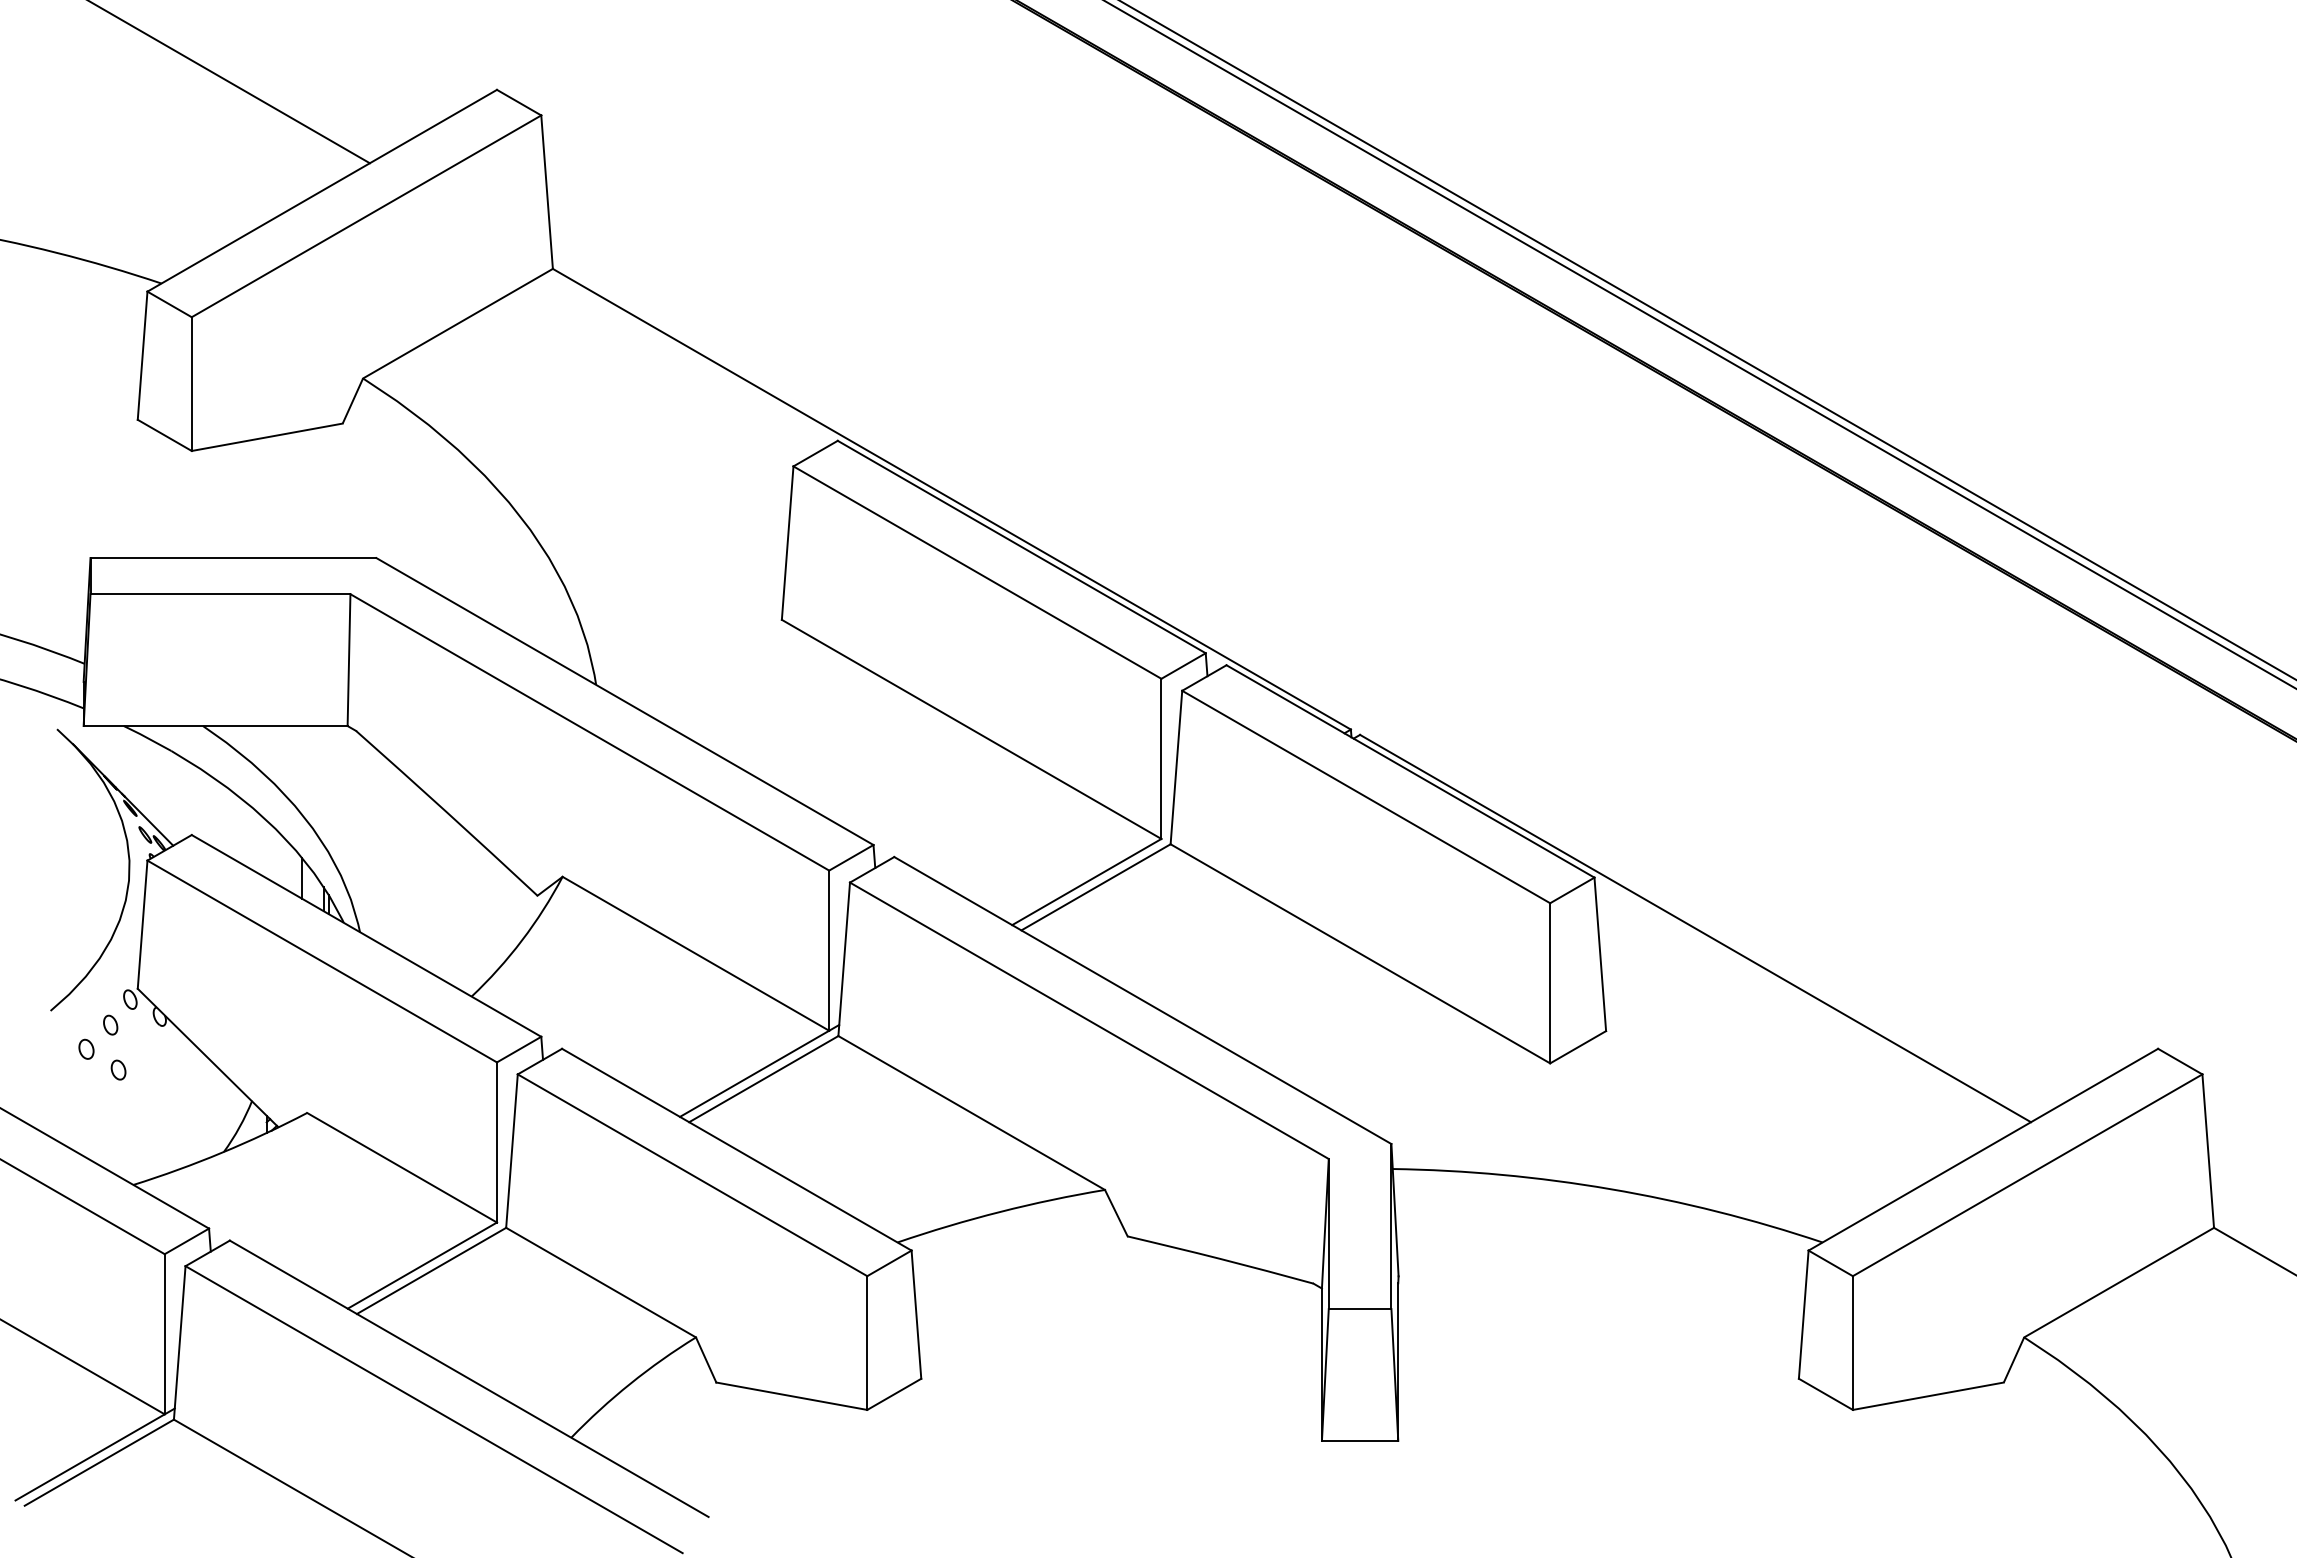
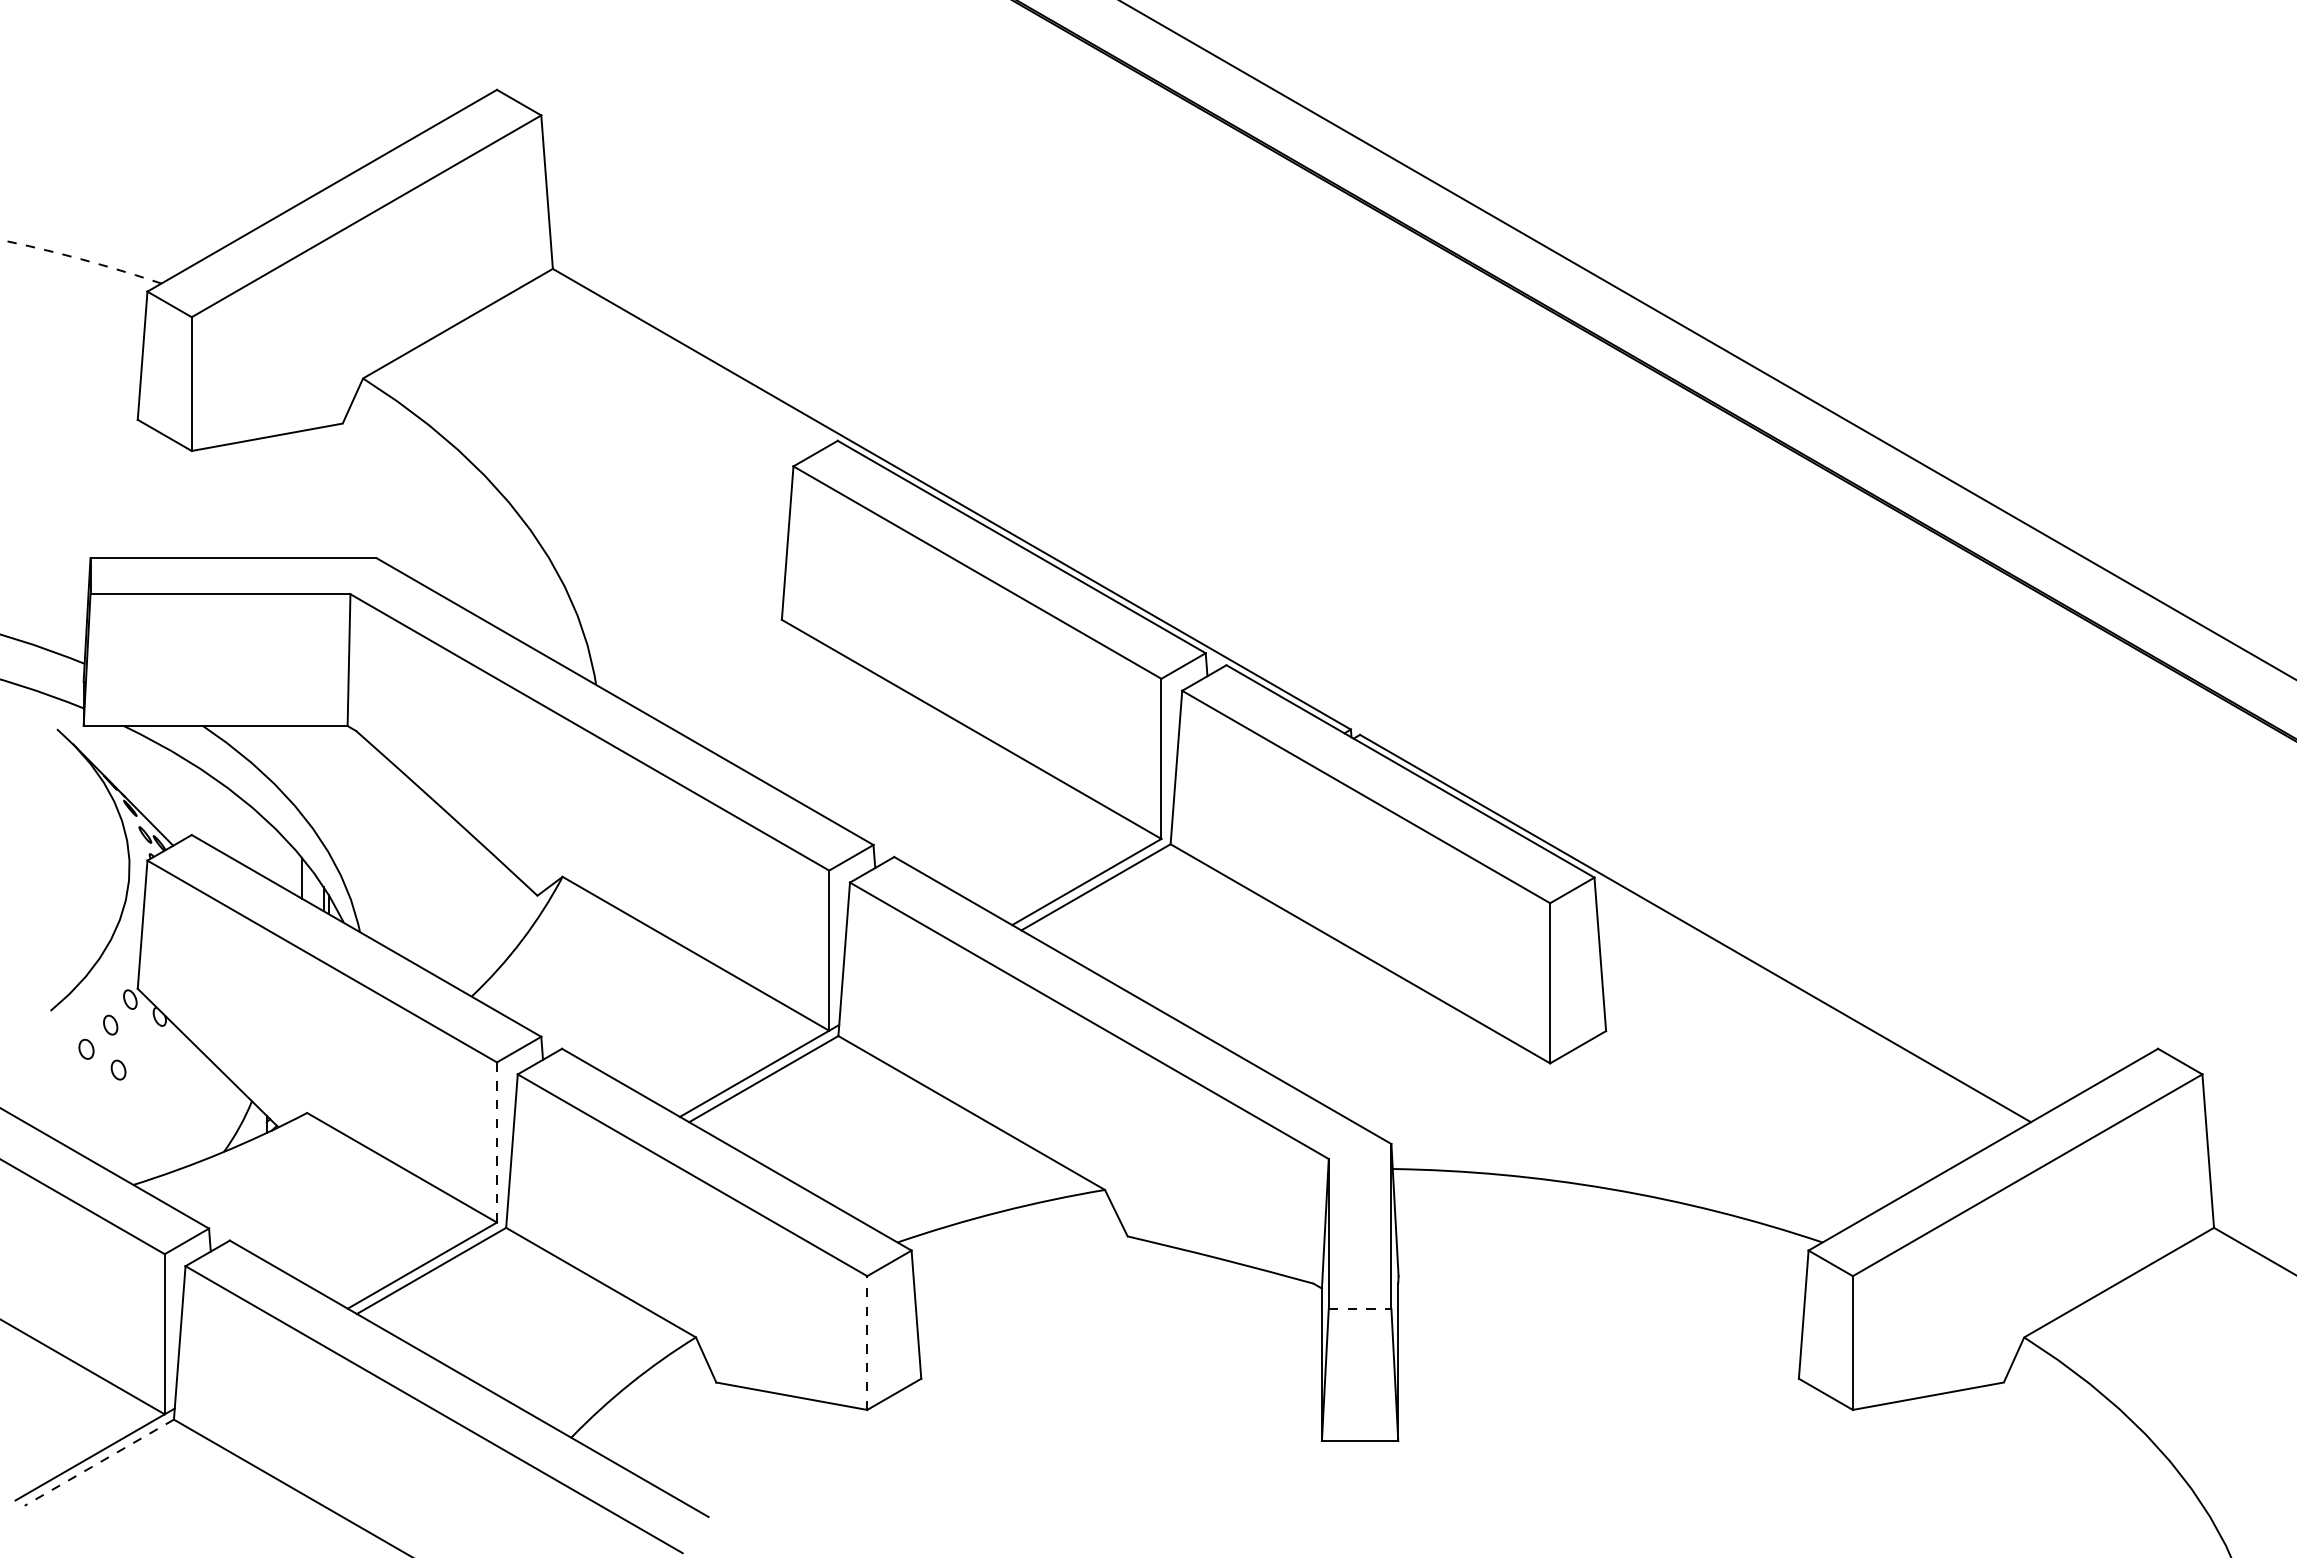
line: present -> none (229, 82)
arc: solid -> dashed (80, 259)
line: present -> none (1699, 344)
line: solid -> dashed (496, 1142)
line: solid -> dashed (1360, 1309)
line: solid -> dashed (867, 1343)
line: solid -> dashed (98, 1462)
